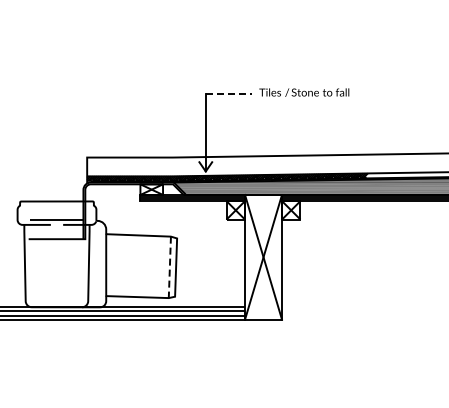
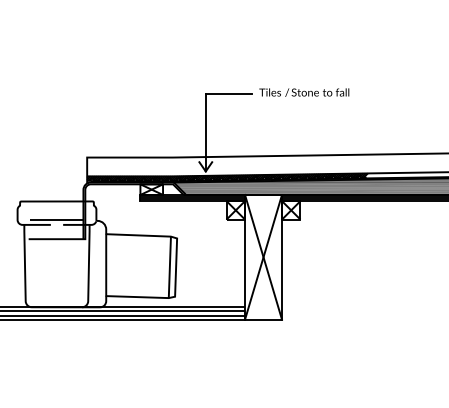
line: dashed -> solid (229, 93)
line: dashed -> solid (169, 267)
